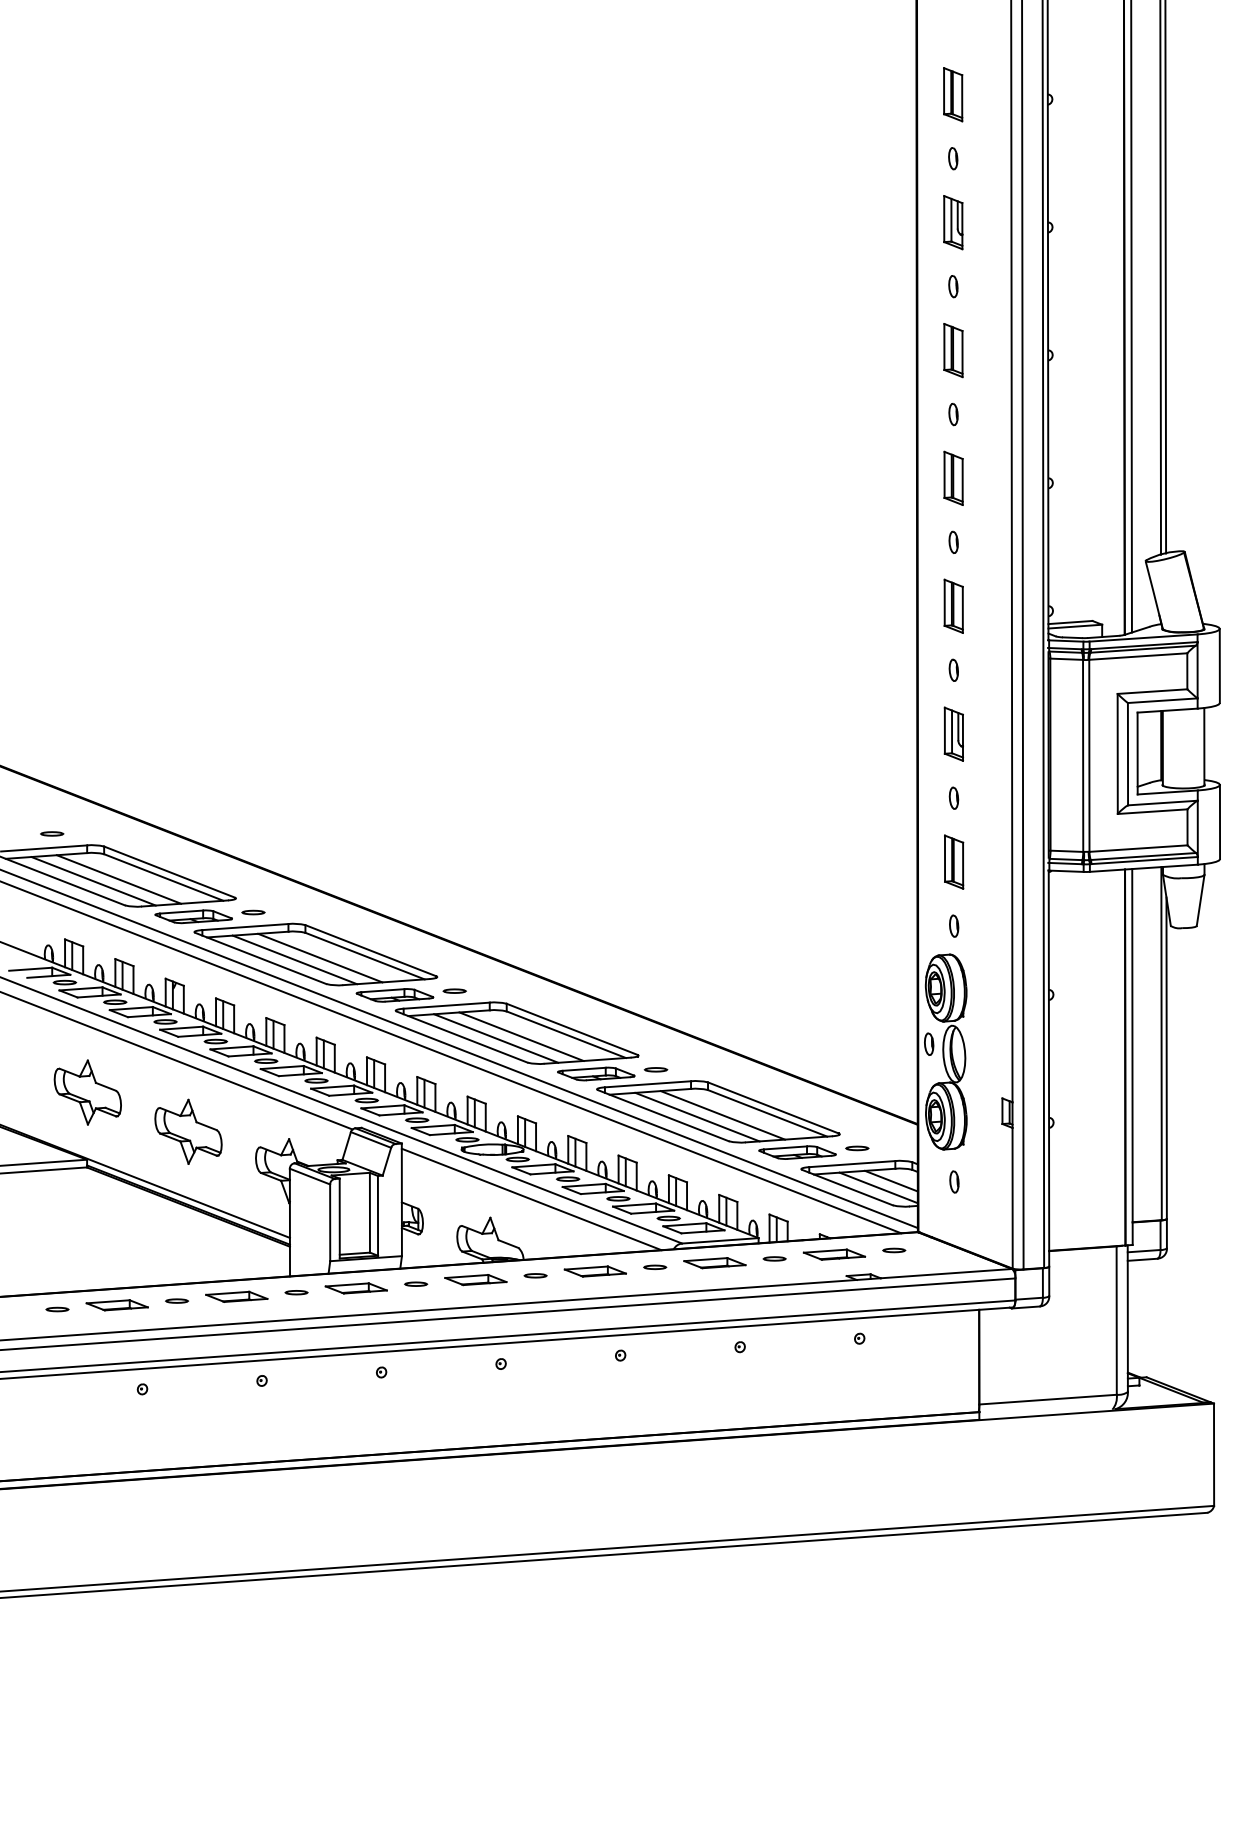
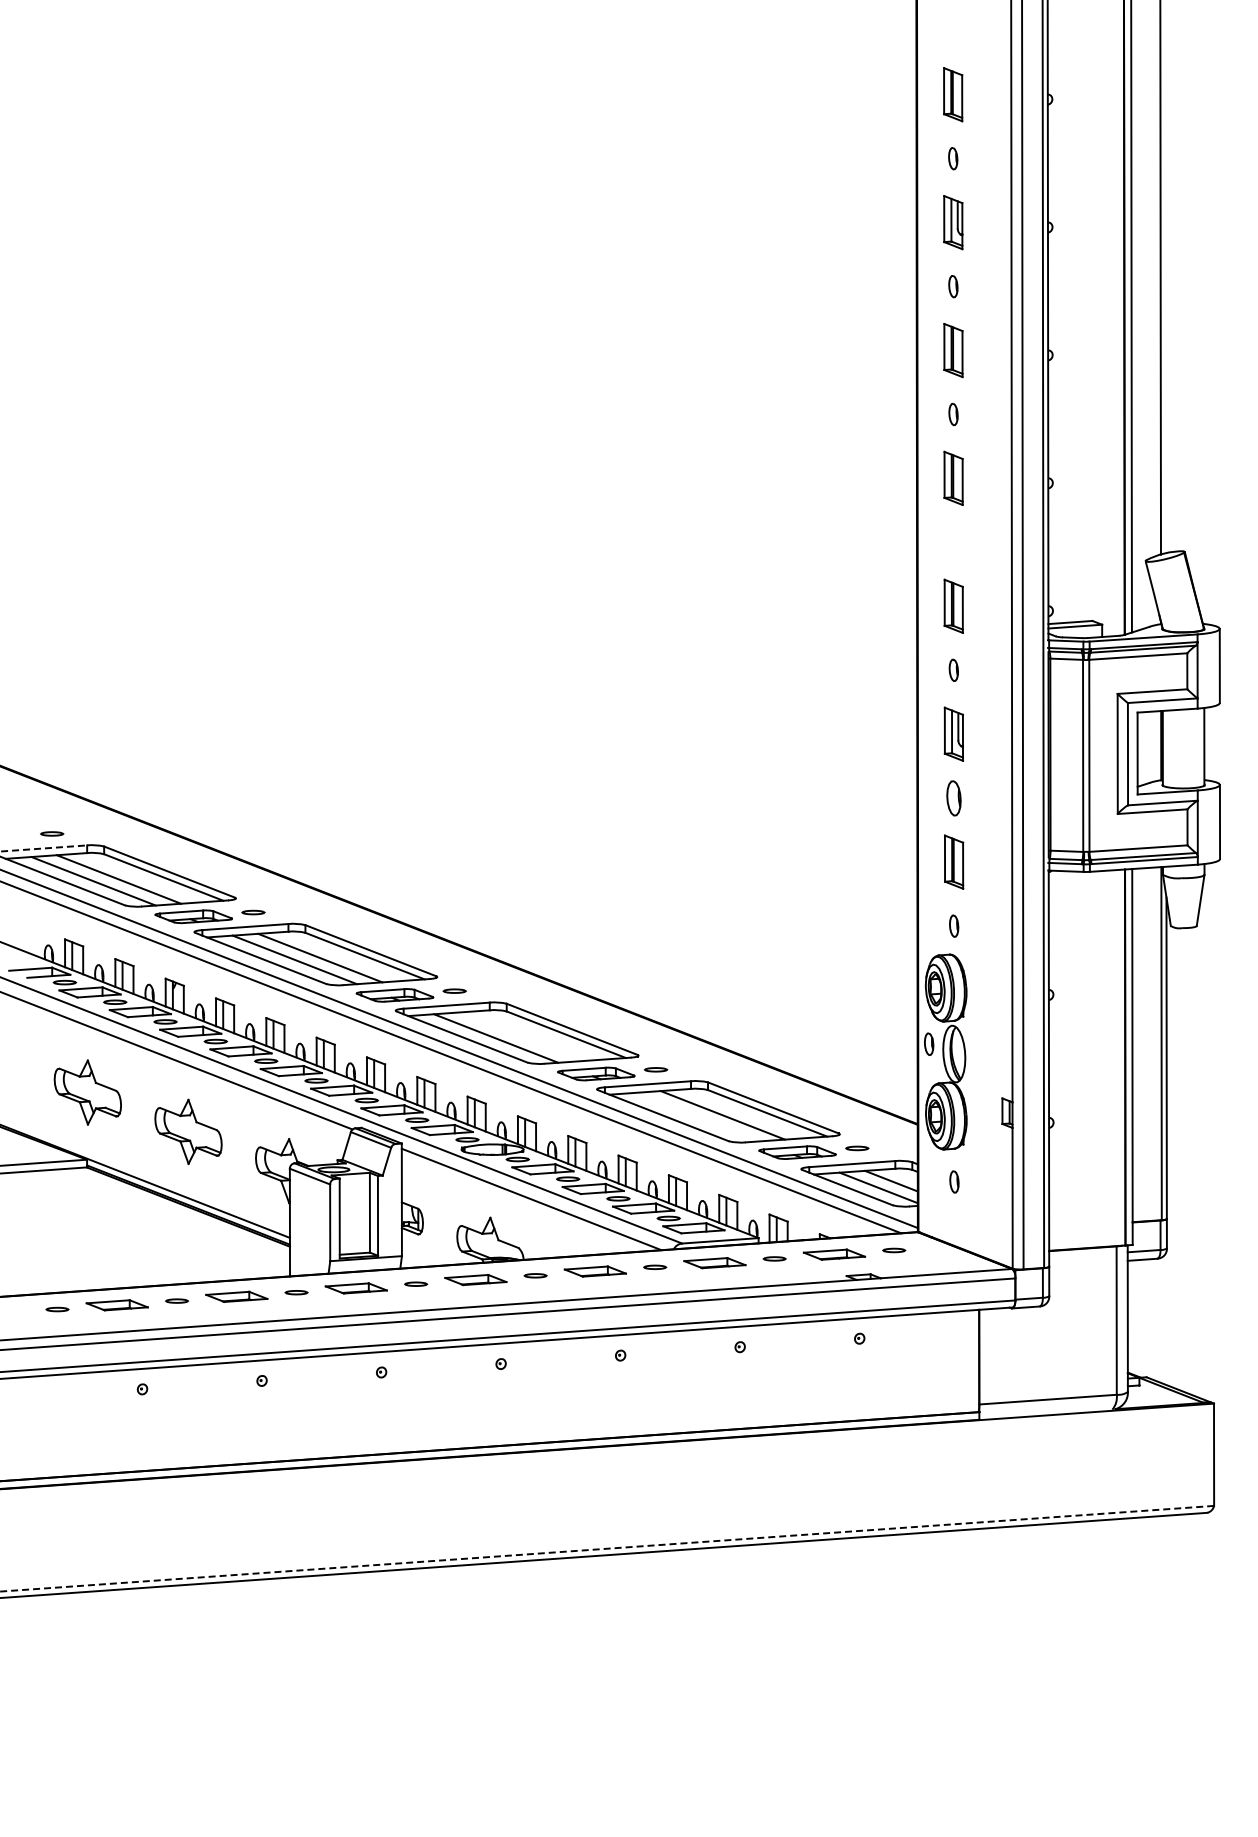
line: present -> none (1165, 277)
part: present -> none (953, 541)
part size: 12x24 px -> 16x37 px (953, 798)
line: solid -> dashed (44, 848)
line: present -> none (521, 1036)
line: present -> none (697, 1116)
line: solid -> dashed (606, 1548)
